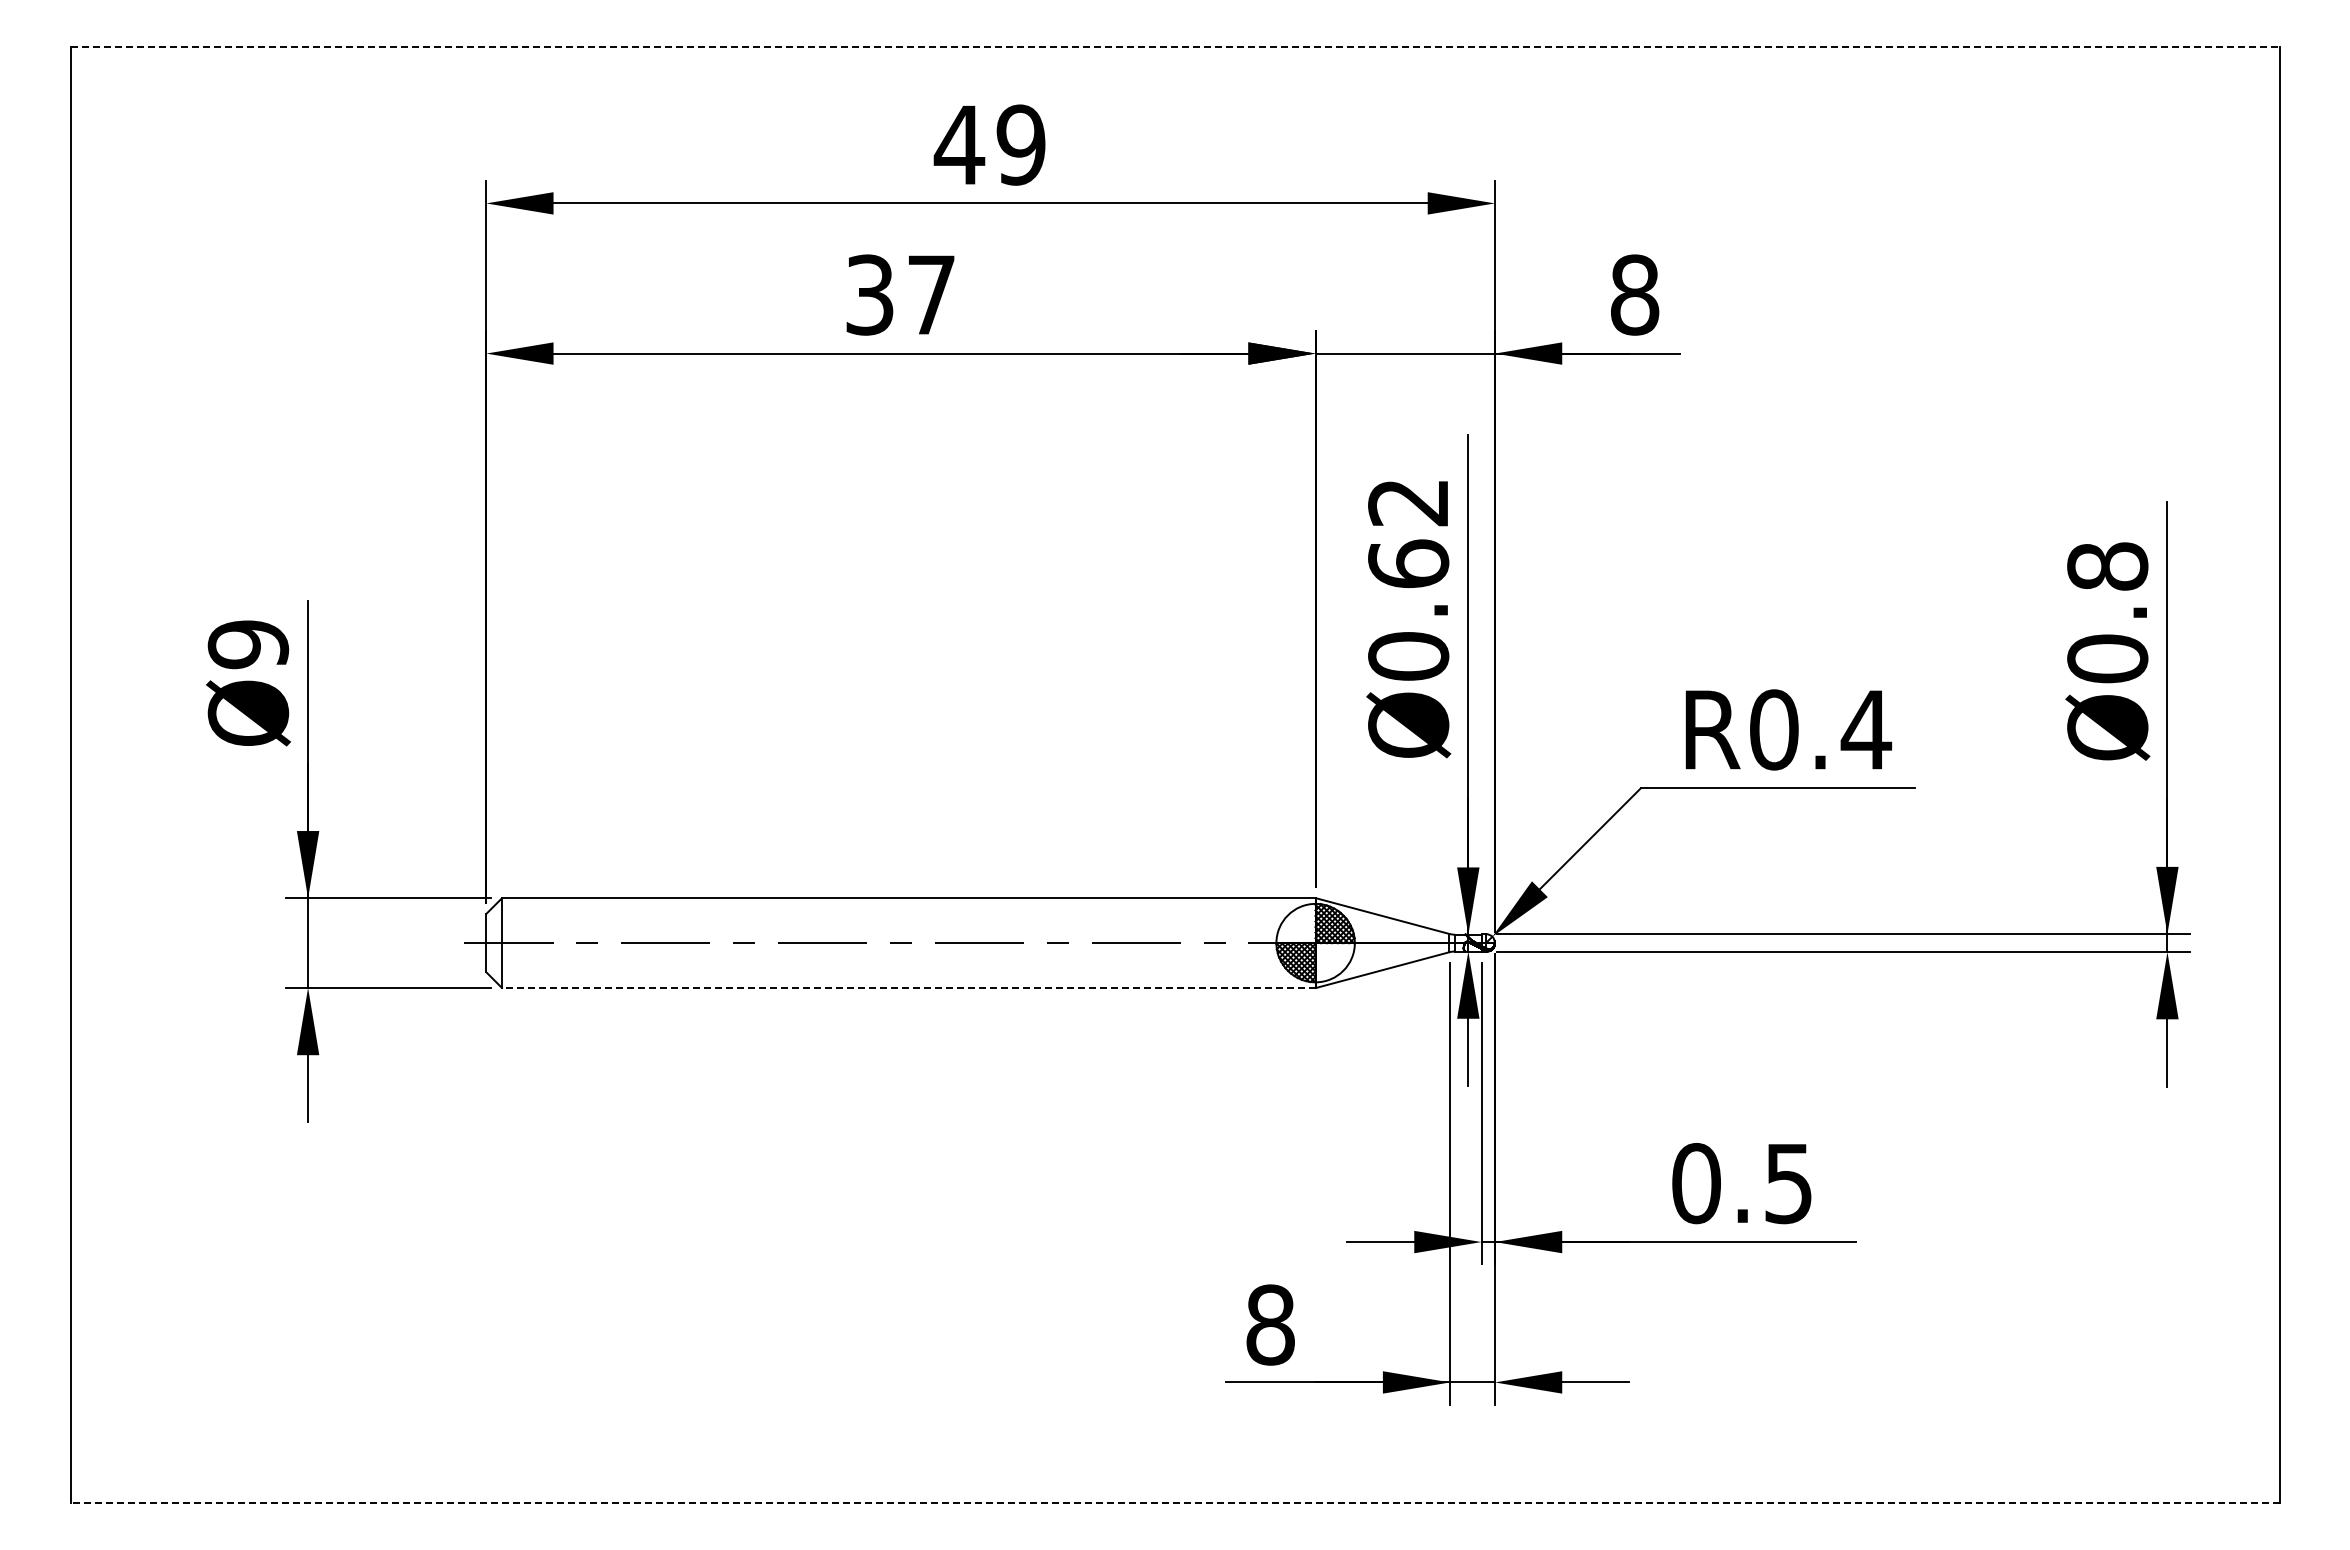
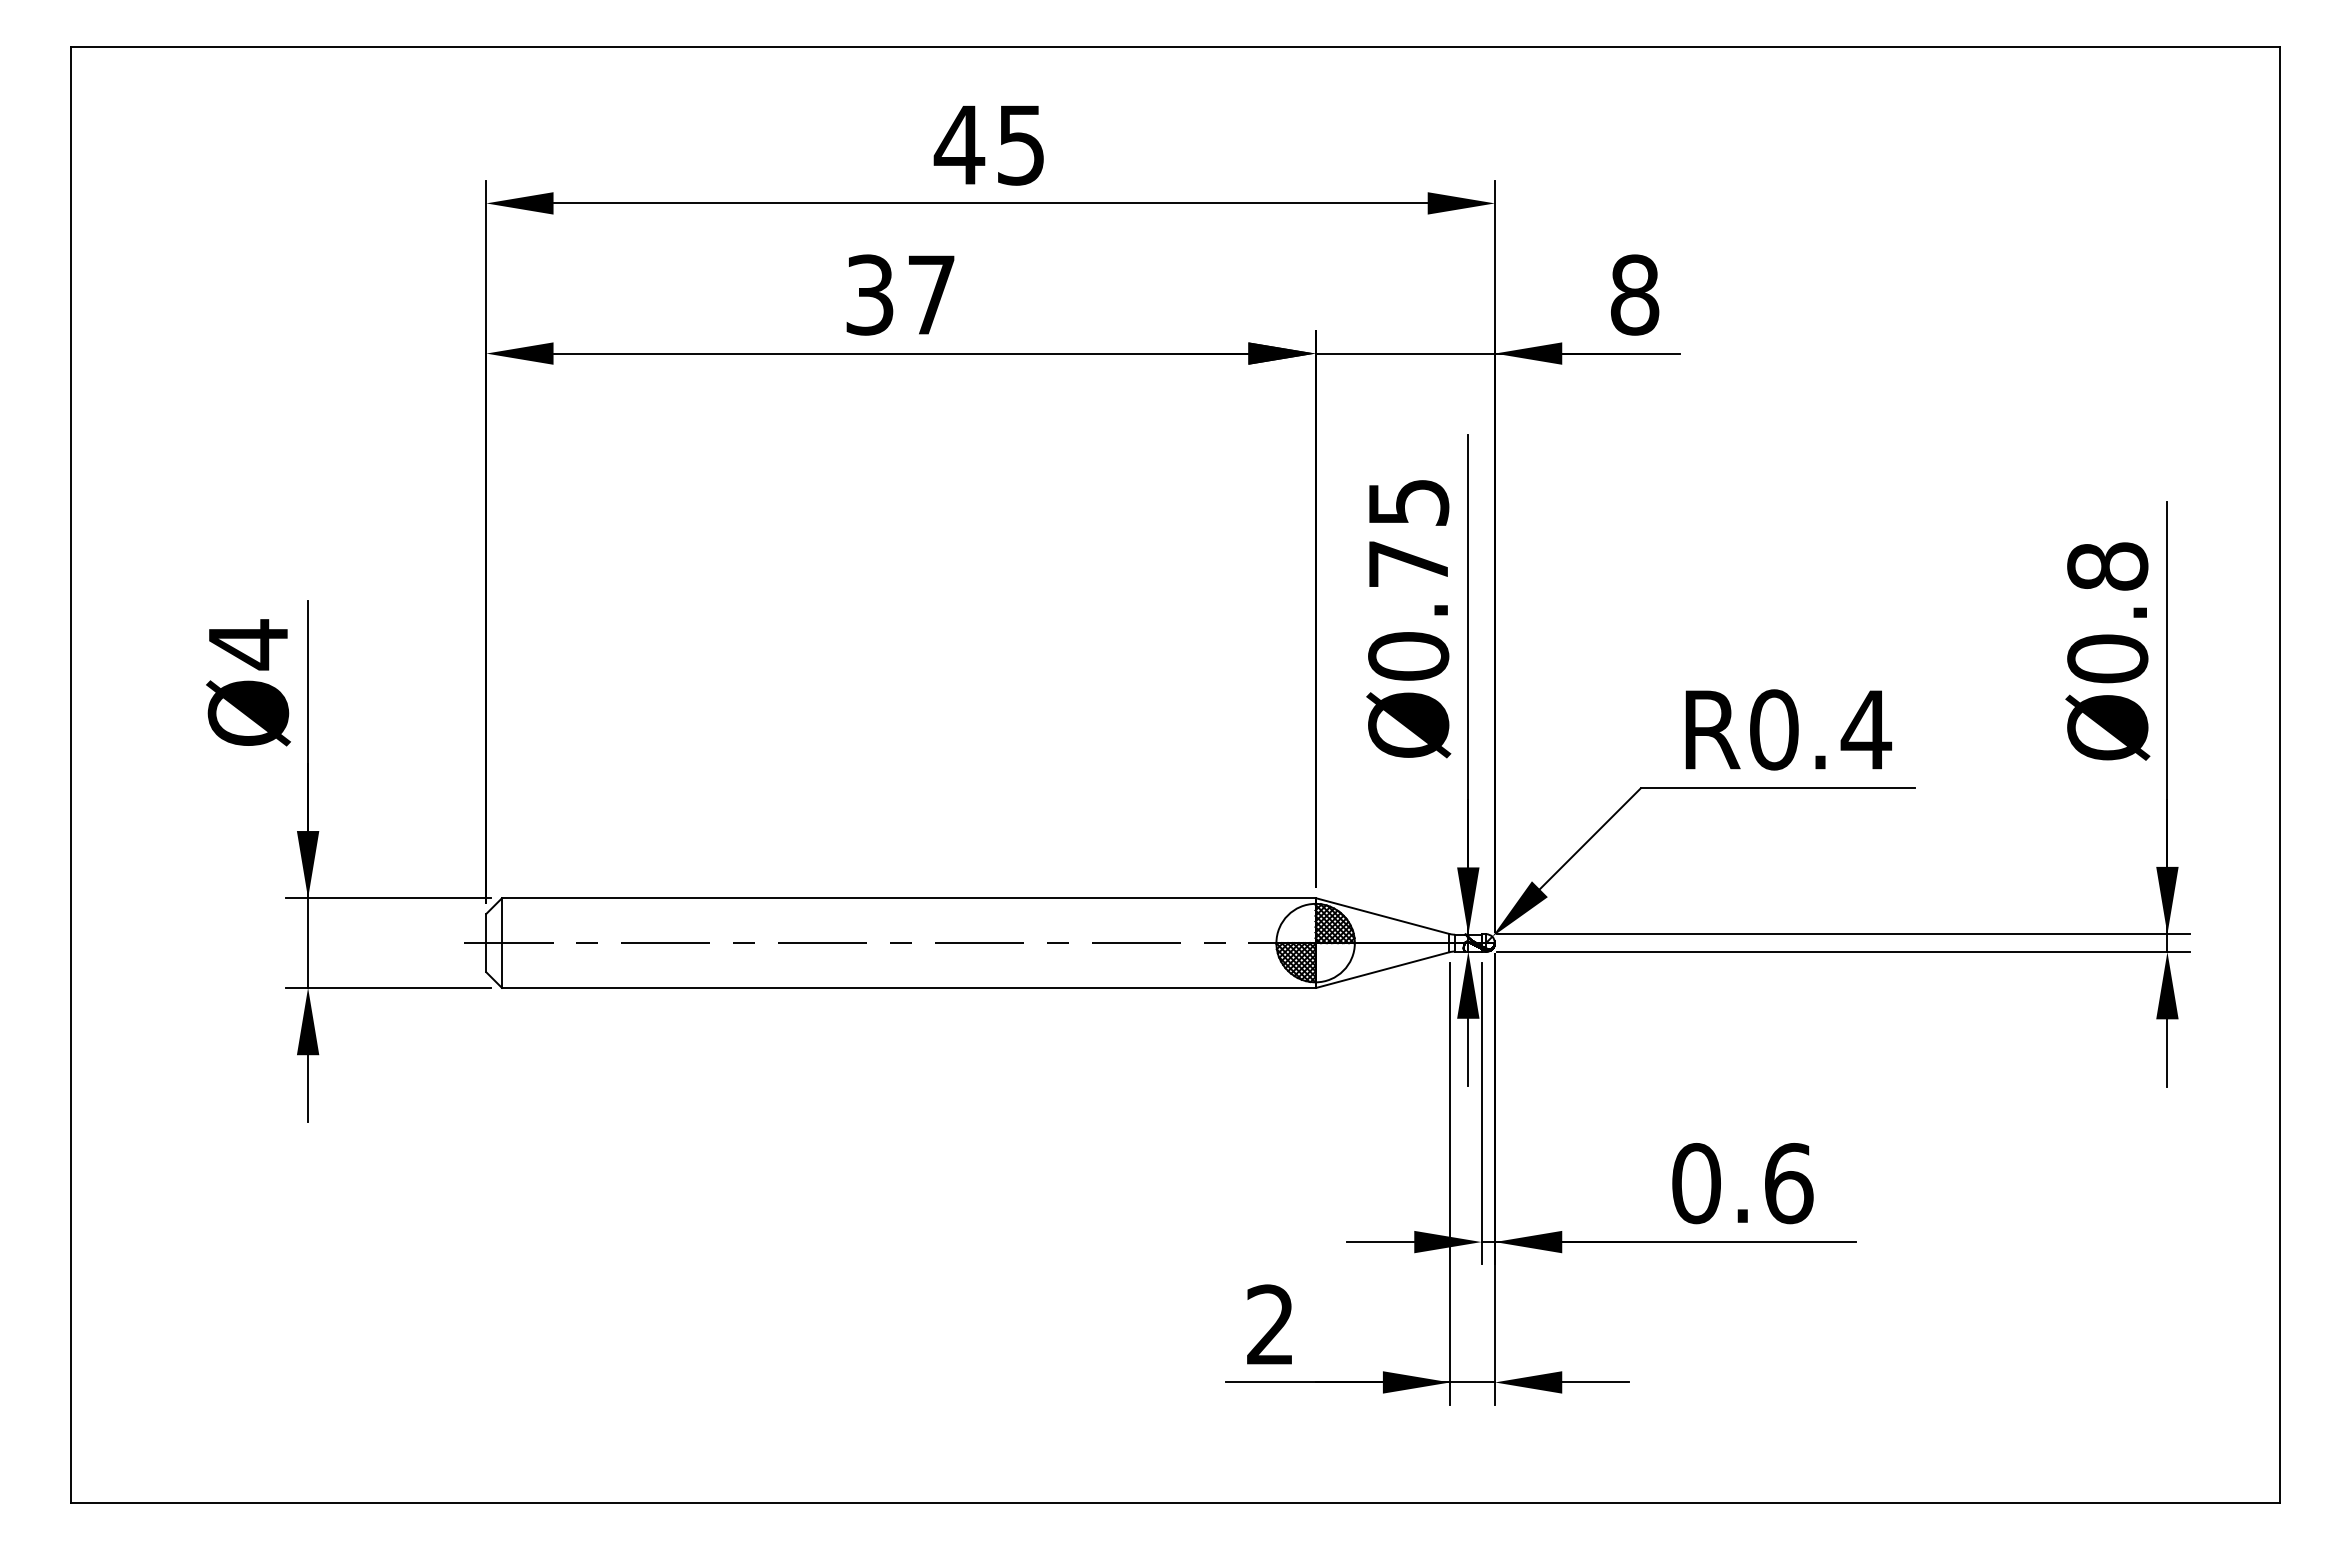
line: dashed -> solid (1175, 46)
text: 49 -> 45 (1020, 144)
text: Ø0.62 -> Ø0.75 (1408, 534)
text: Ø9 -> Ø4 (248, 644)
line: dashed -> solid (908, 987)
text: 0.5 -> 0.6 (1789, 1183)
text: 8 -> 2 (1270, 1324)
line: dashed -> solid (1174, 1503)
